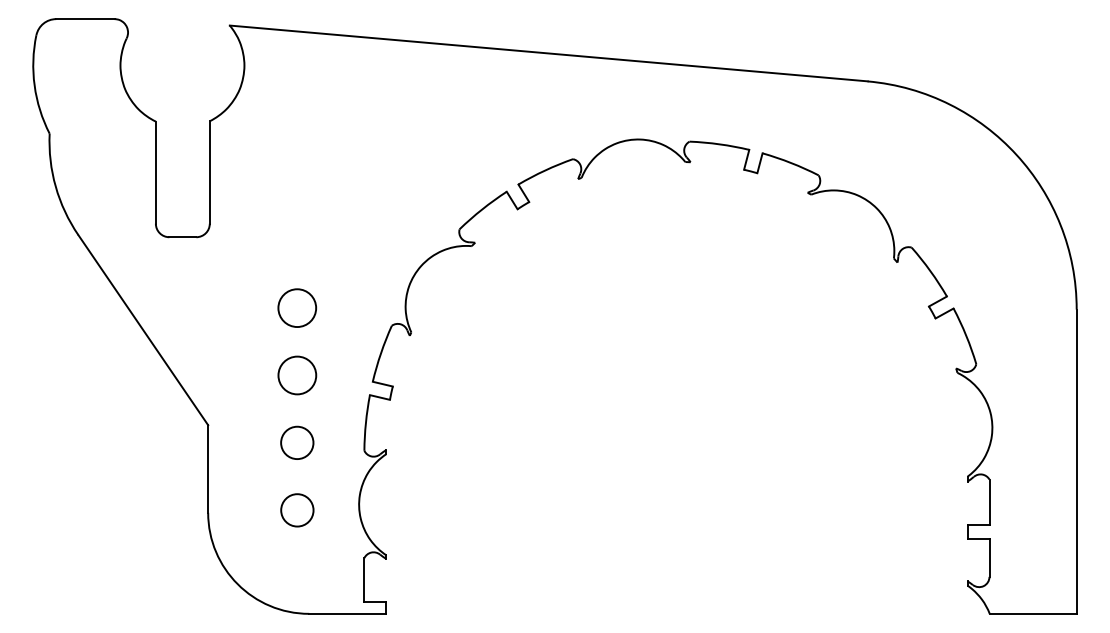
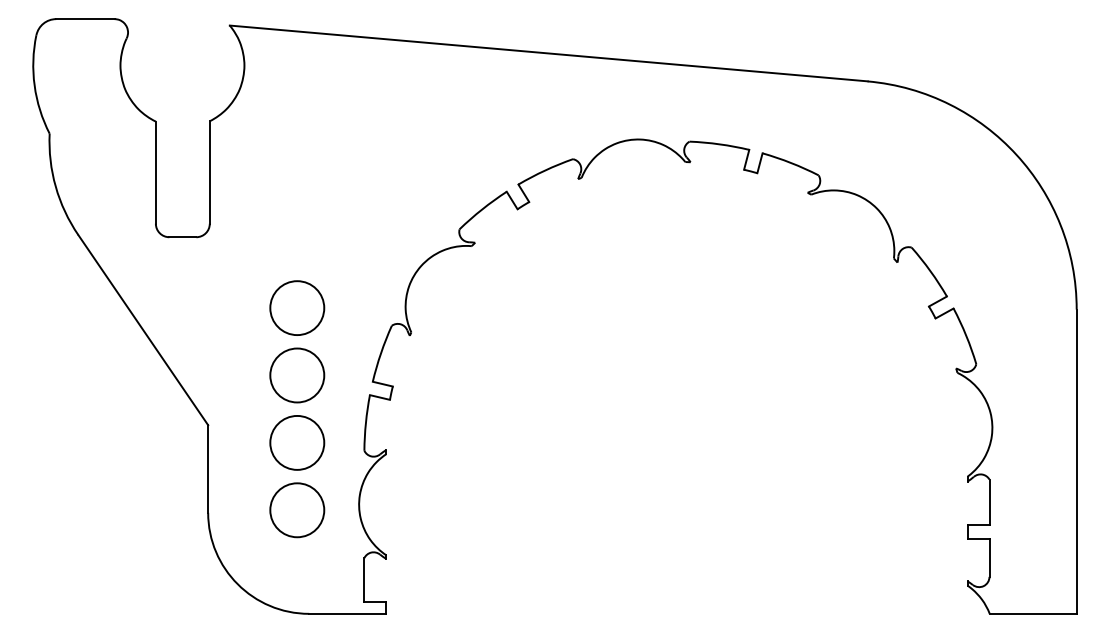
circle diameter: 38 px -> 54 px (297, 308)
circle size: 41x41 px -> 57x57 px (297, 375)
circle diameter: 32 px -> 54 px (297, 442)
circle size: 35x35 px -> 57x57 px (297, 510)
